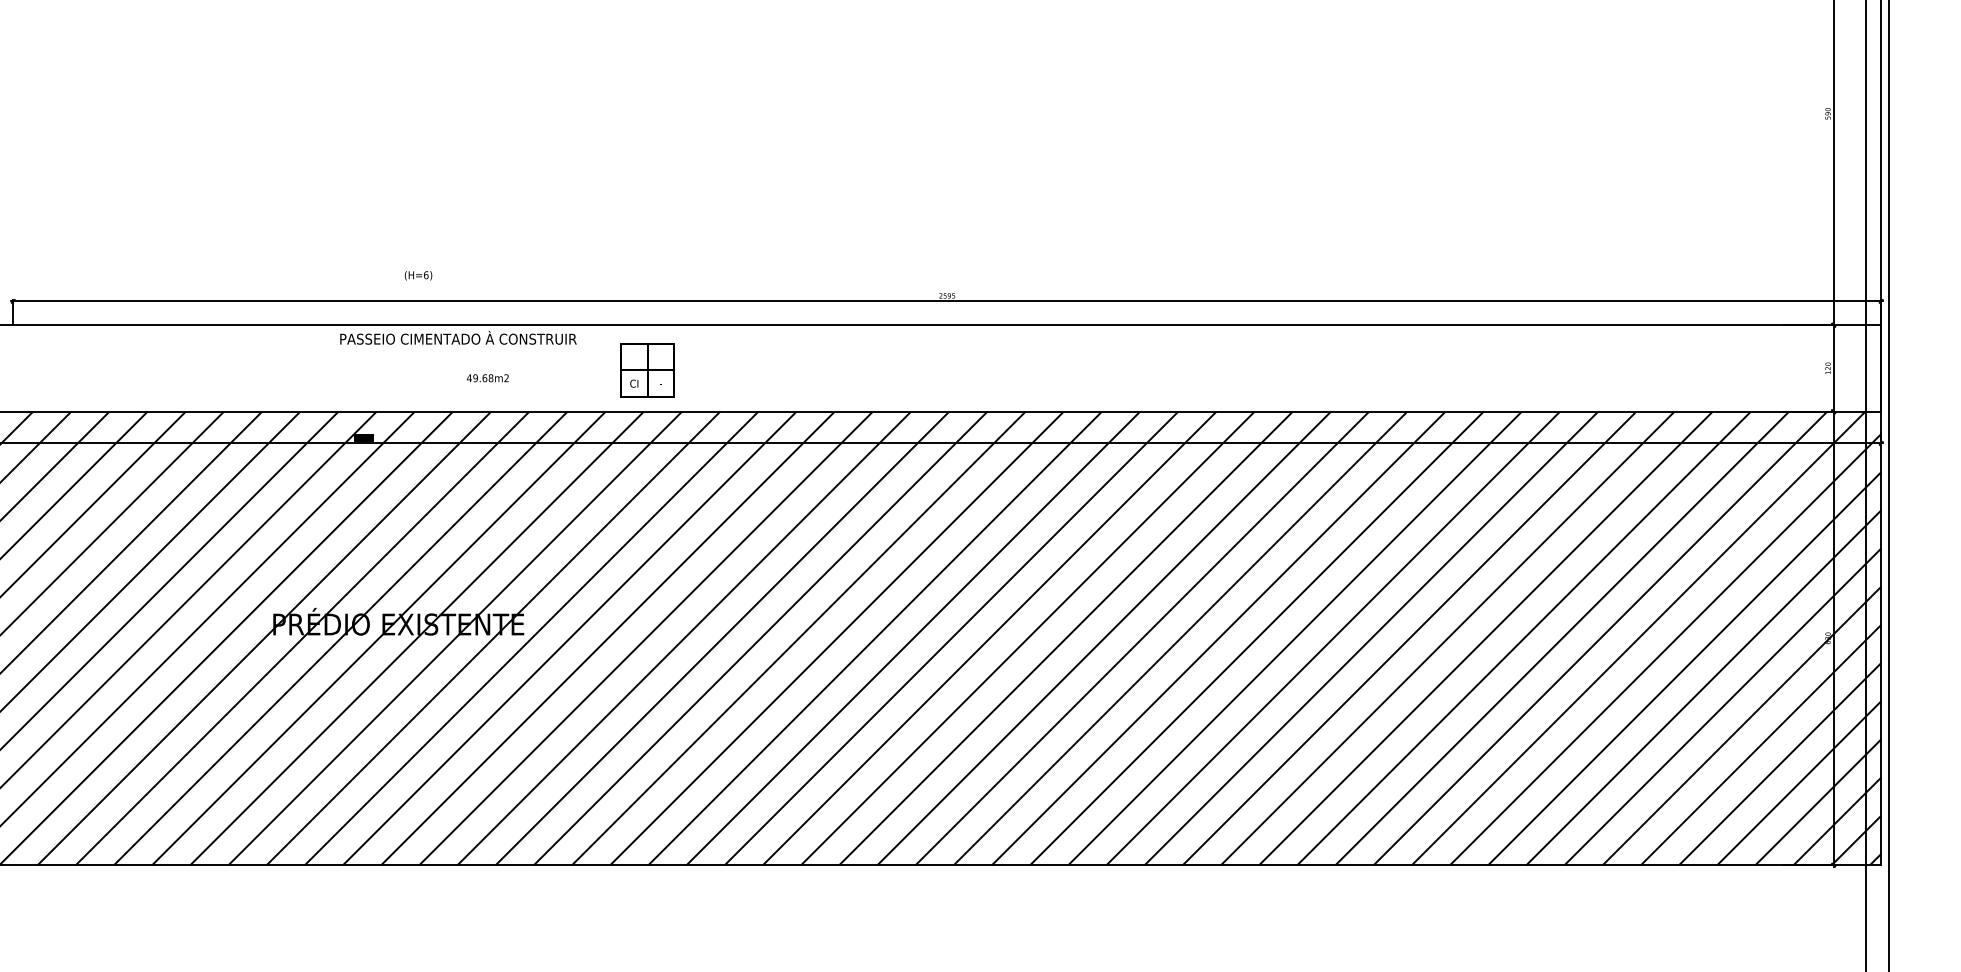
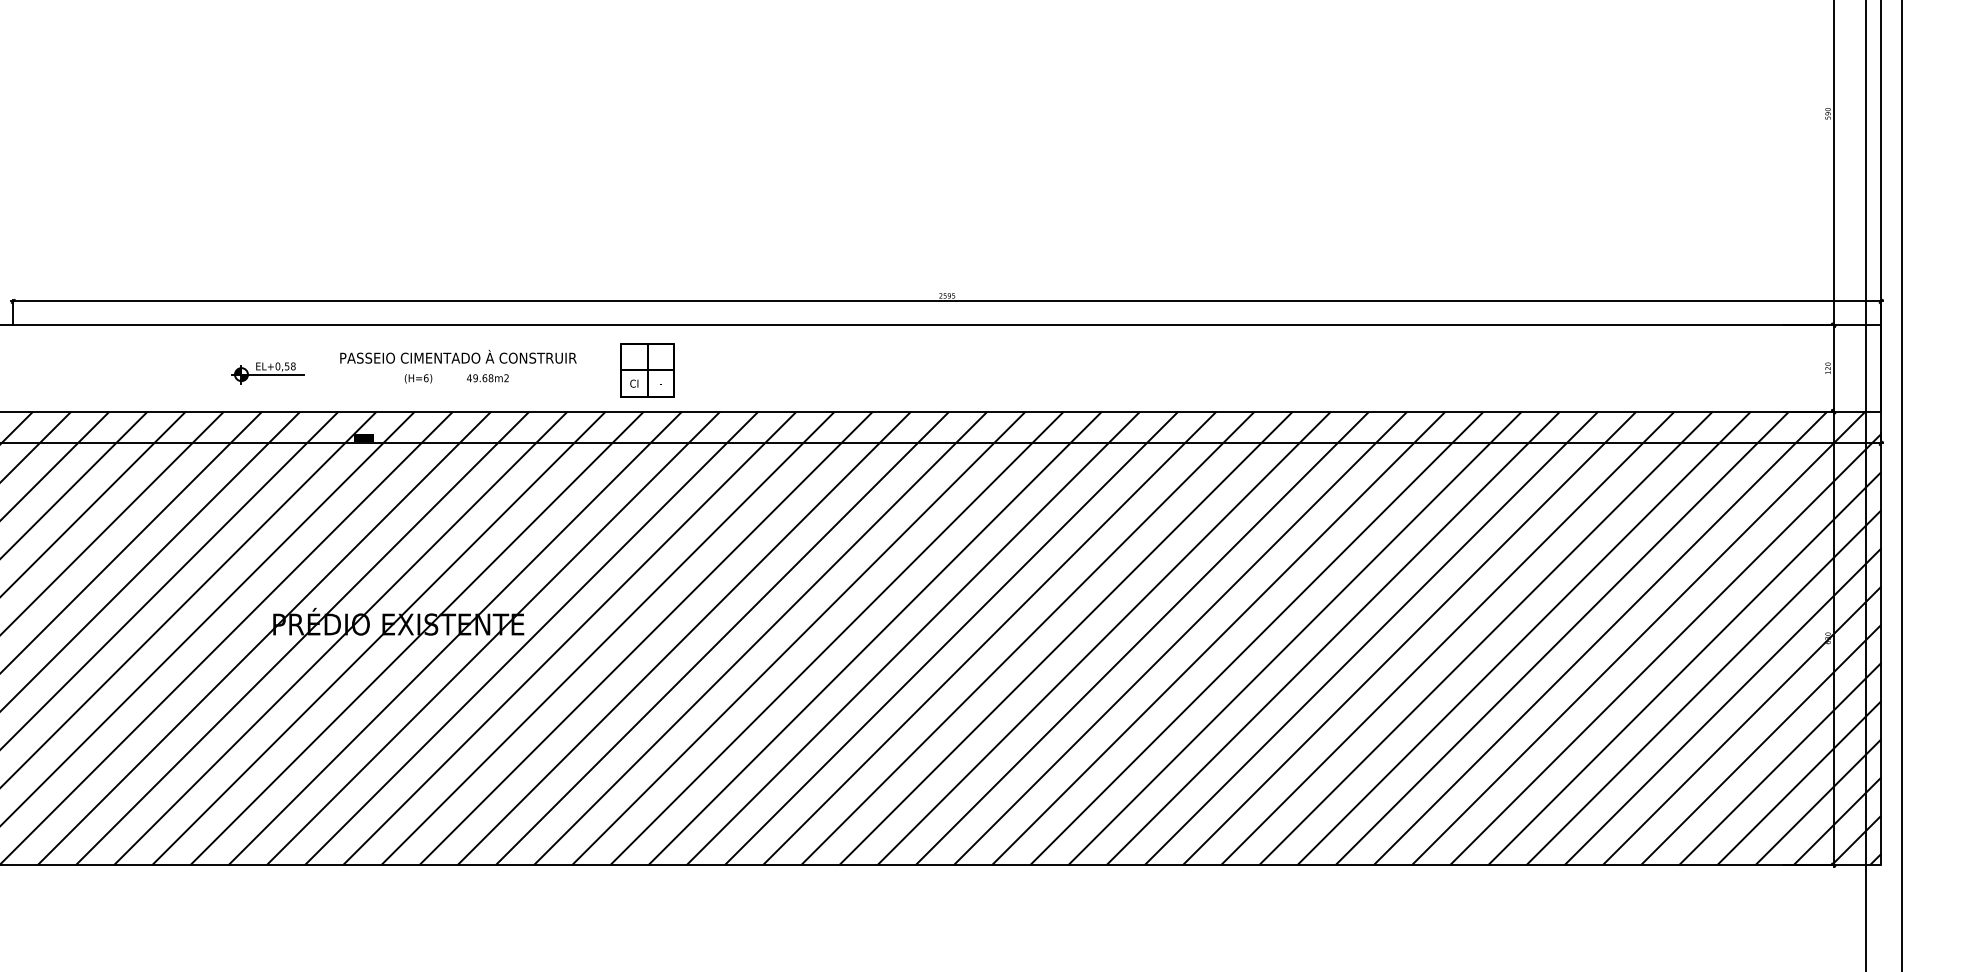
text position: (418, 275) -> (418, 378) (418, 378)
text position: (458, 337) -> (458, 356) (458, 356)
part: none -> present (267, 373)
line position: (1889, 485) -> (1902, 485) (1902, 485)
